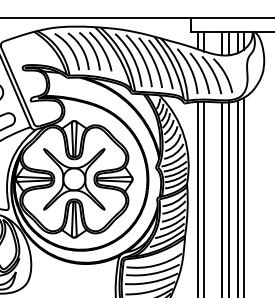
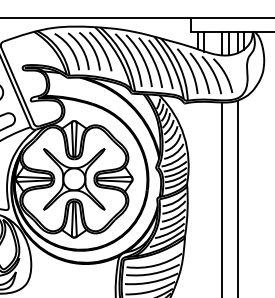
line: present -> none (244, 195)
line: present -> none (197, 197)
line: present -> none (204, 197)
line: present -> none (228, 198)
